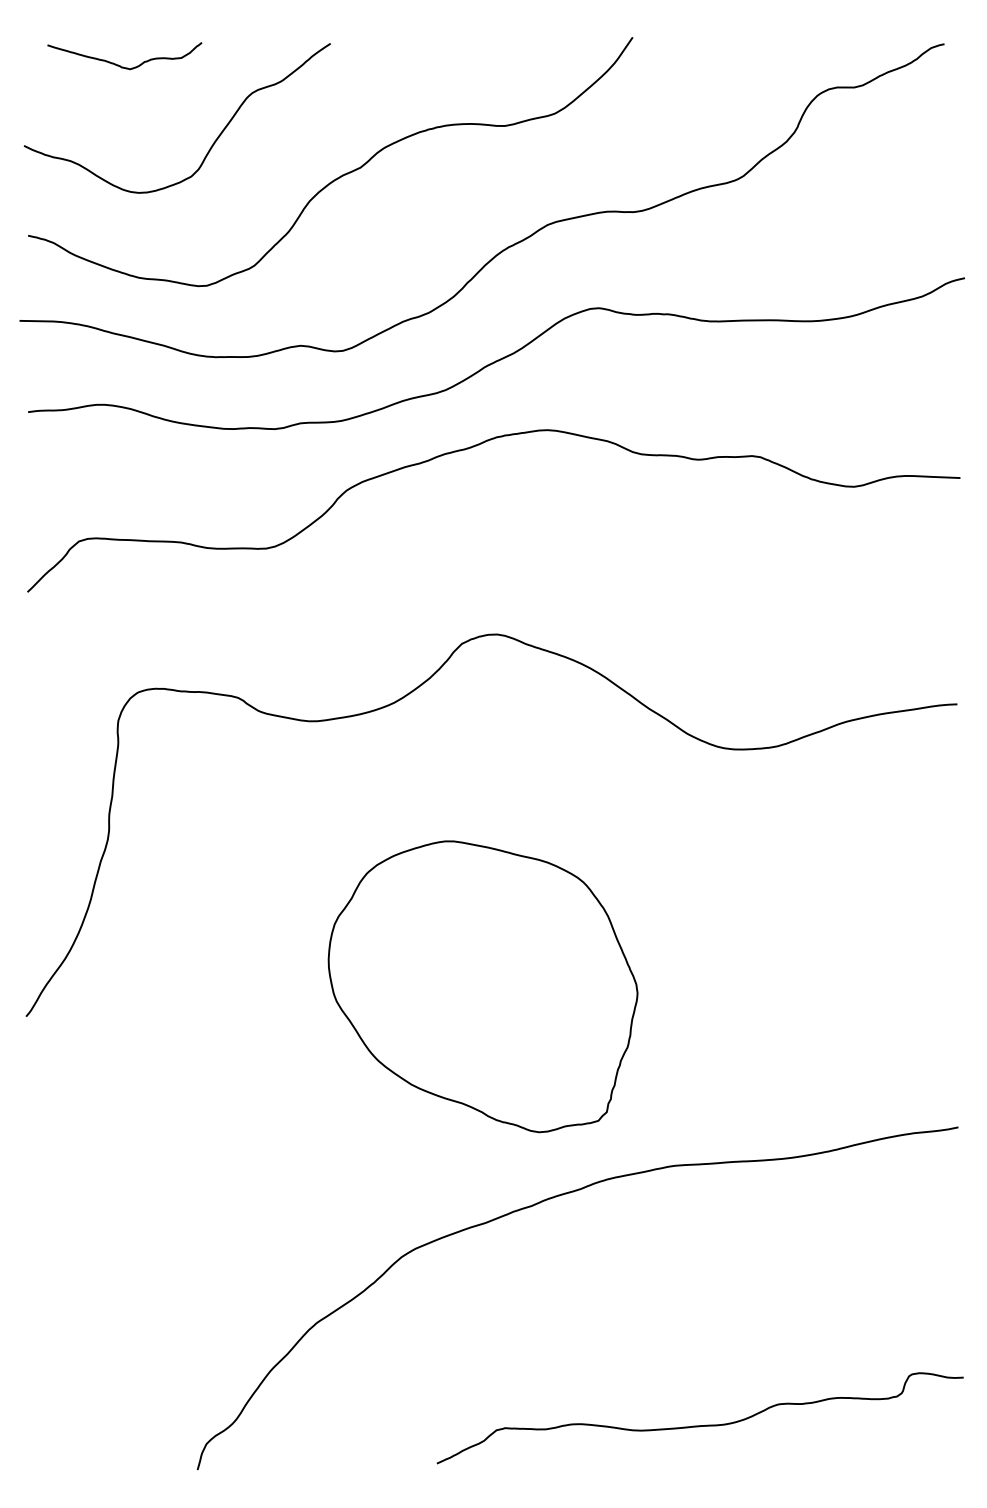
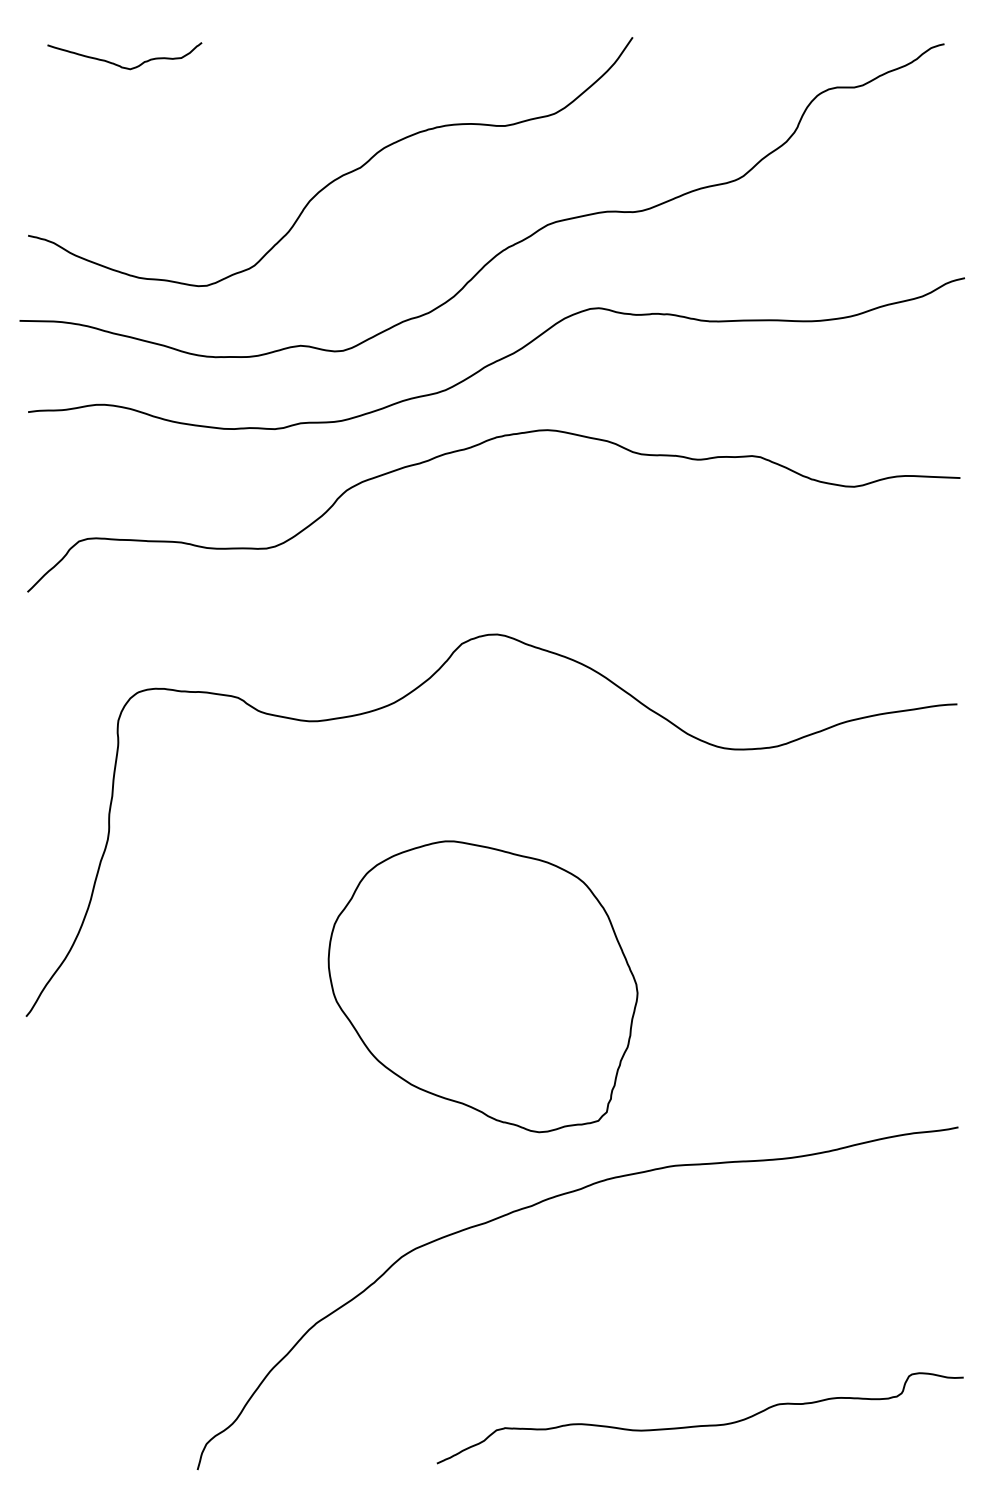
curve: present -> none (213, 142)
